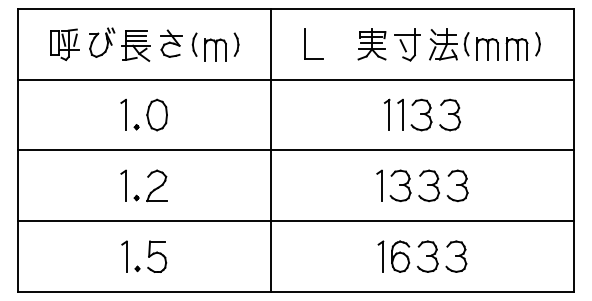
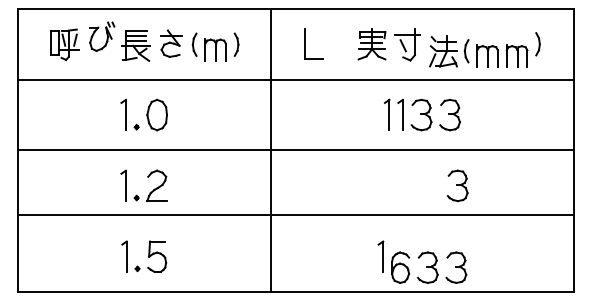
part position: (102, 42) -> (102, 36) (102, 36)
part position: (478, 44) -> (478, 51) (478, 51)
part: present -> none (407, 185)
line position: (295, 221) -> (295, 215) (295, 215)
part position: (429, 256) -> (429, 267) (429, 267)
